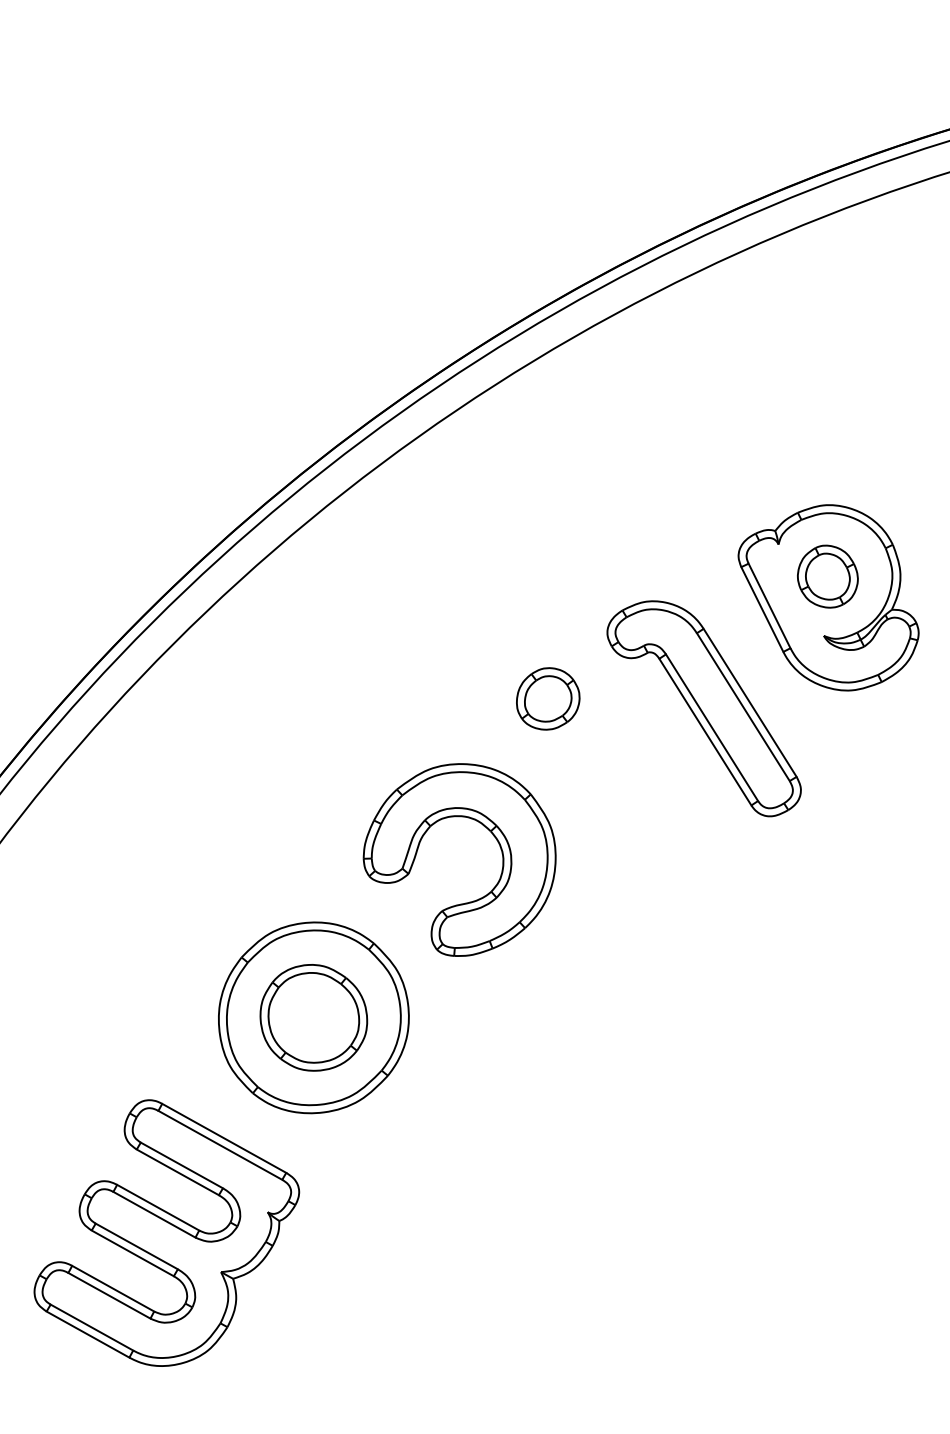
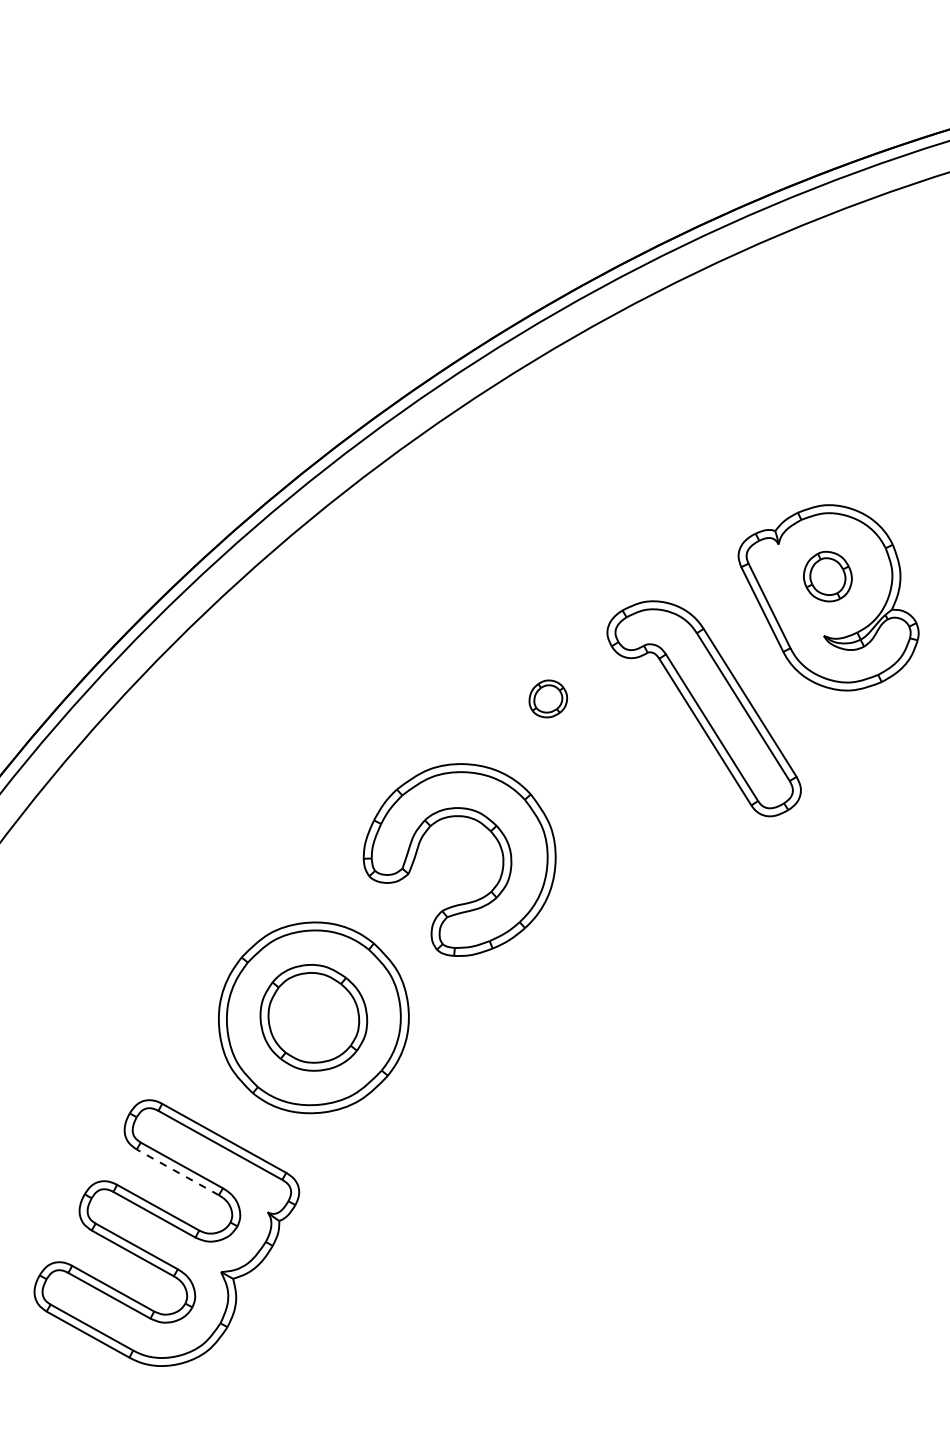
part size: 62x65 px -> 50x53 px (827, 576)
part size: 65x64 px -> 41x40 px (548, 698)
line: solid -> dashed (177, 1172)
